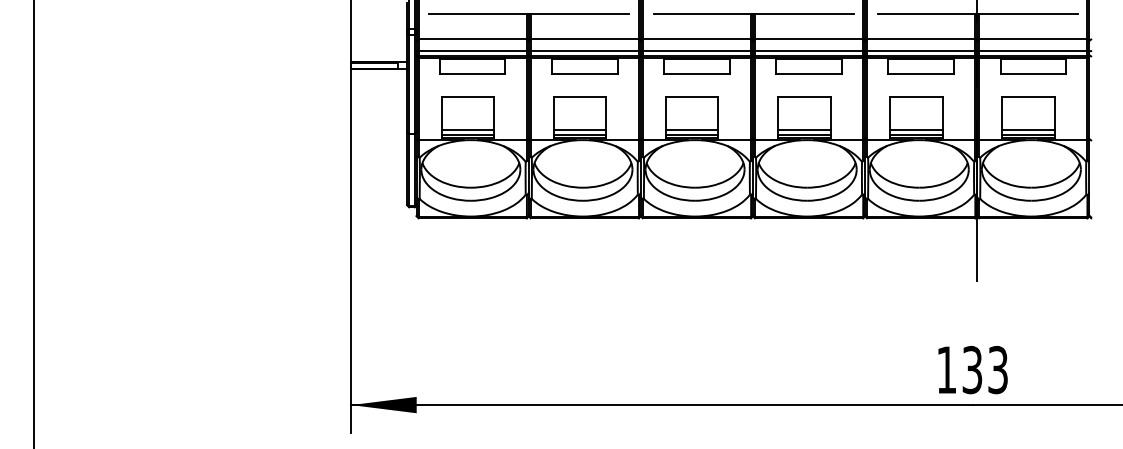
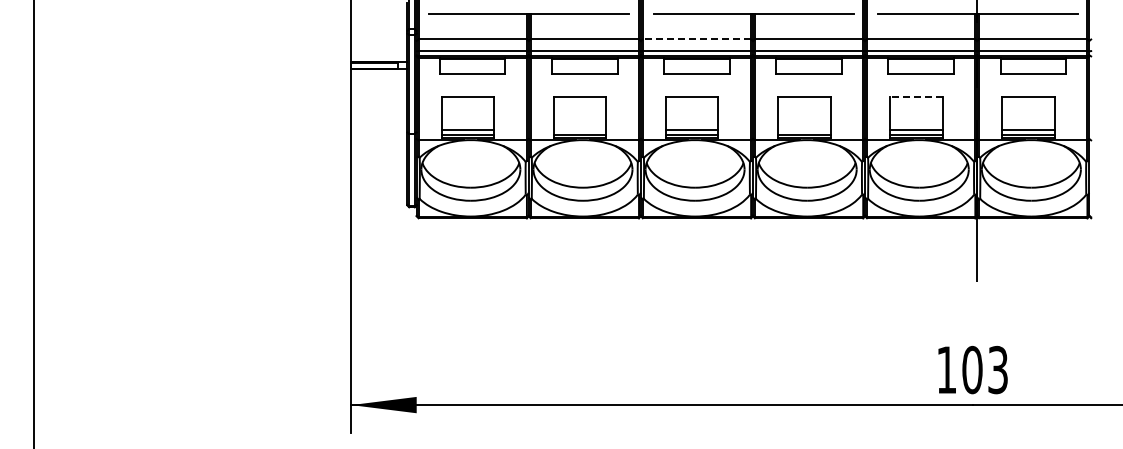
line: solid -> dashed (696, 39)
line: solid -> dashed (915, 96)
line: present -> none (580, 130)
line: present -> none (804, 130)
text: 133 -> 103 (972, 370)
